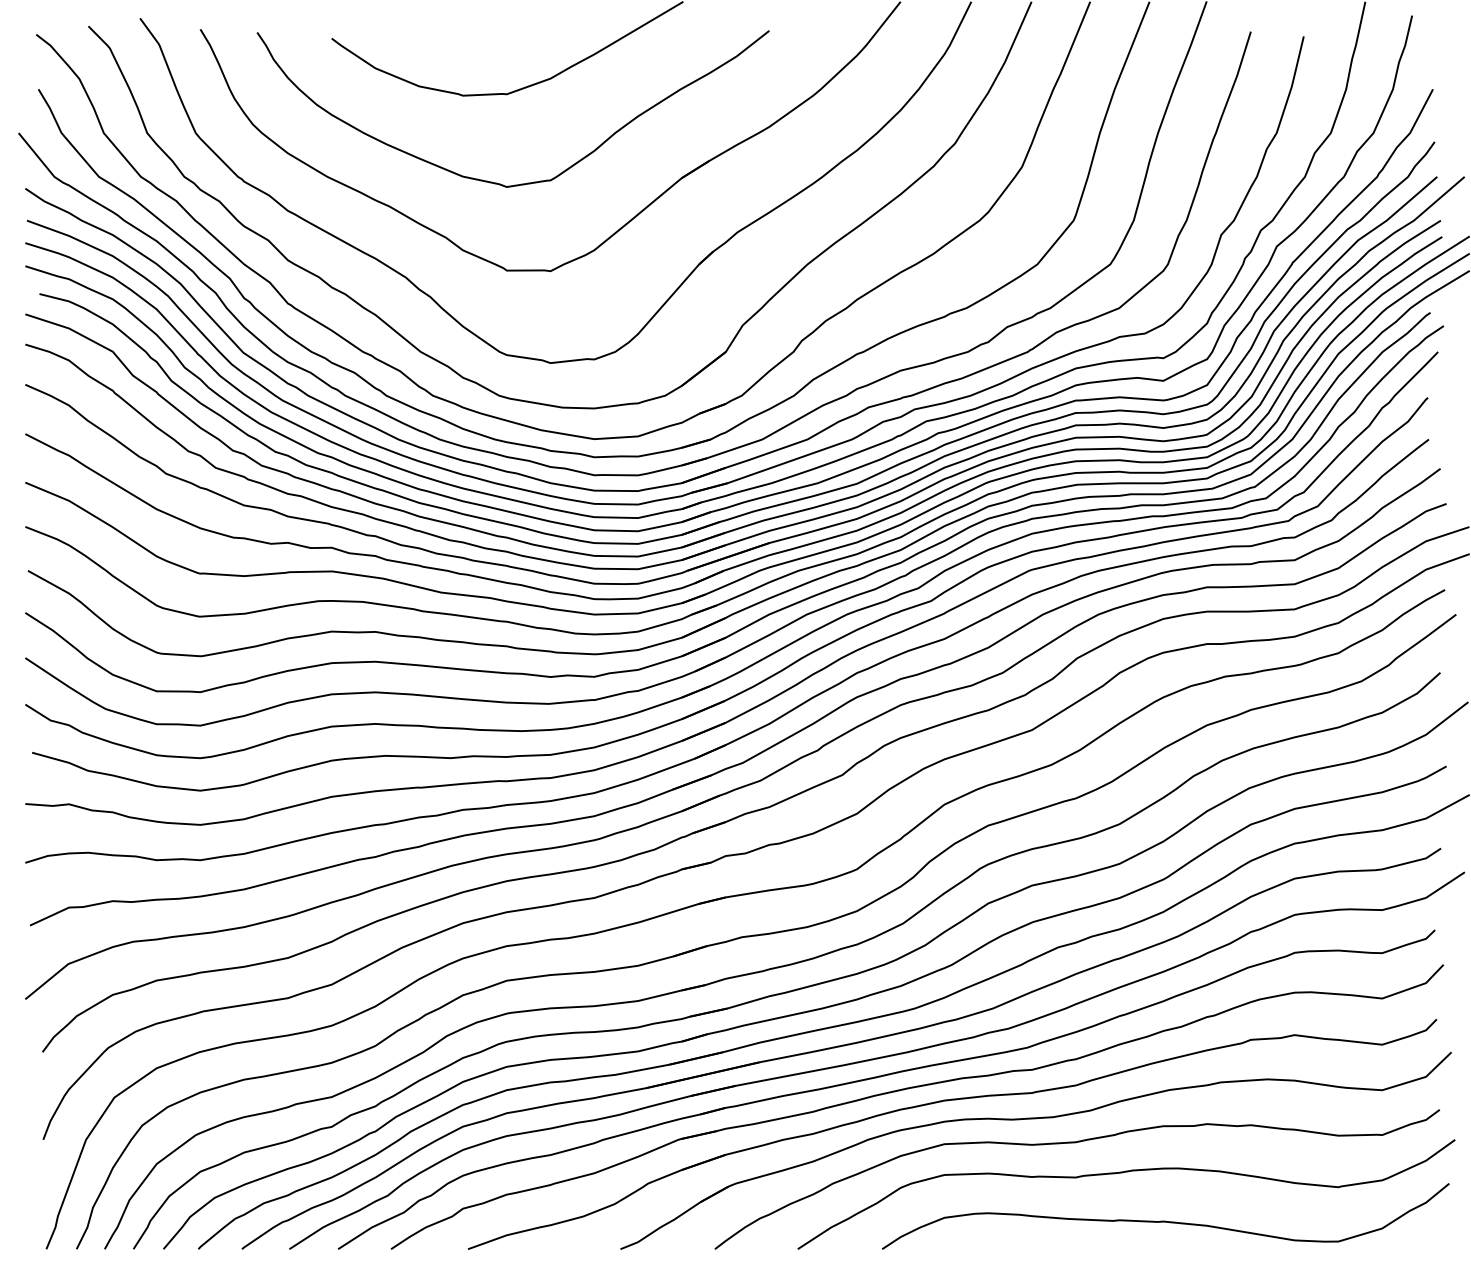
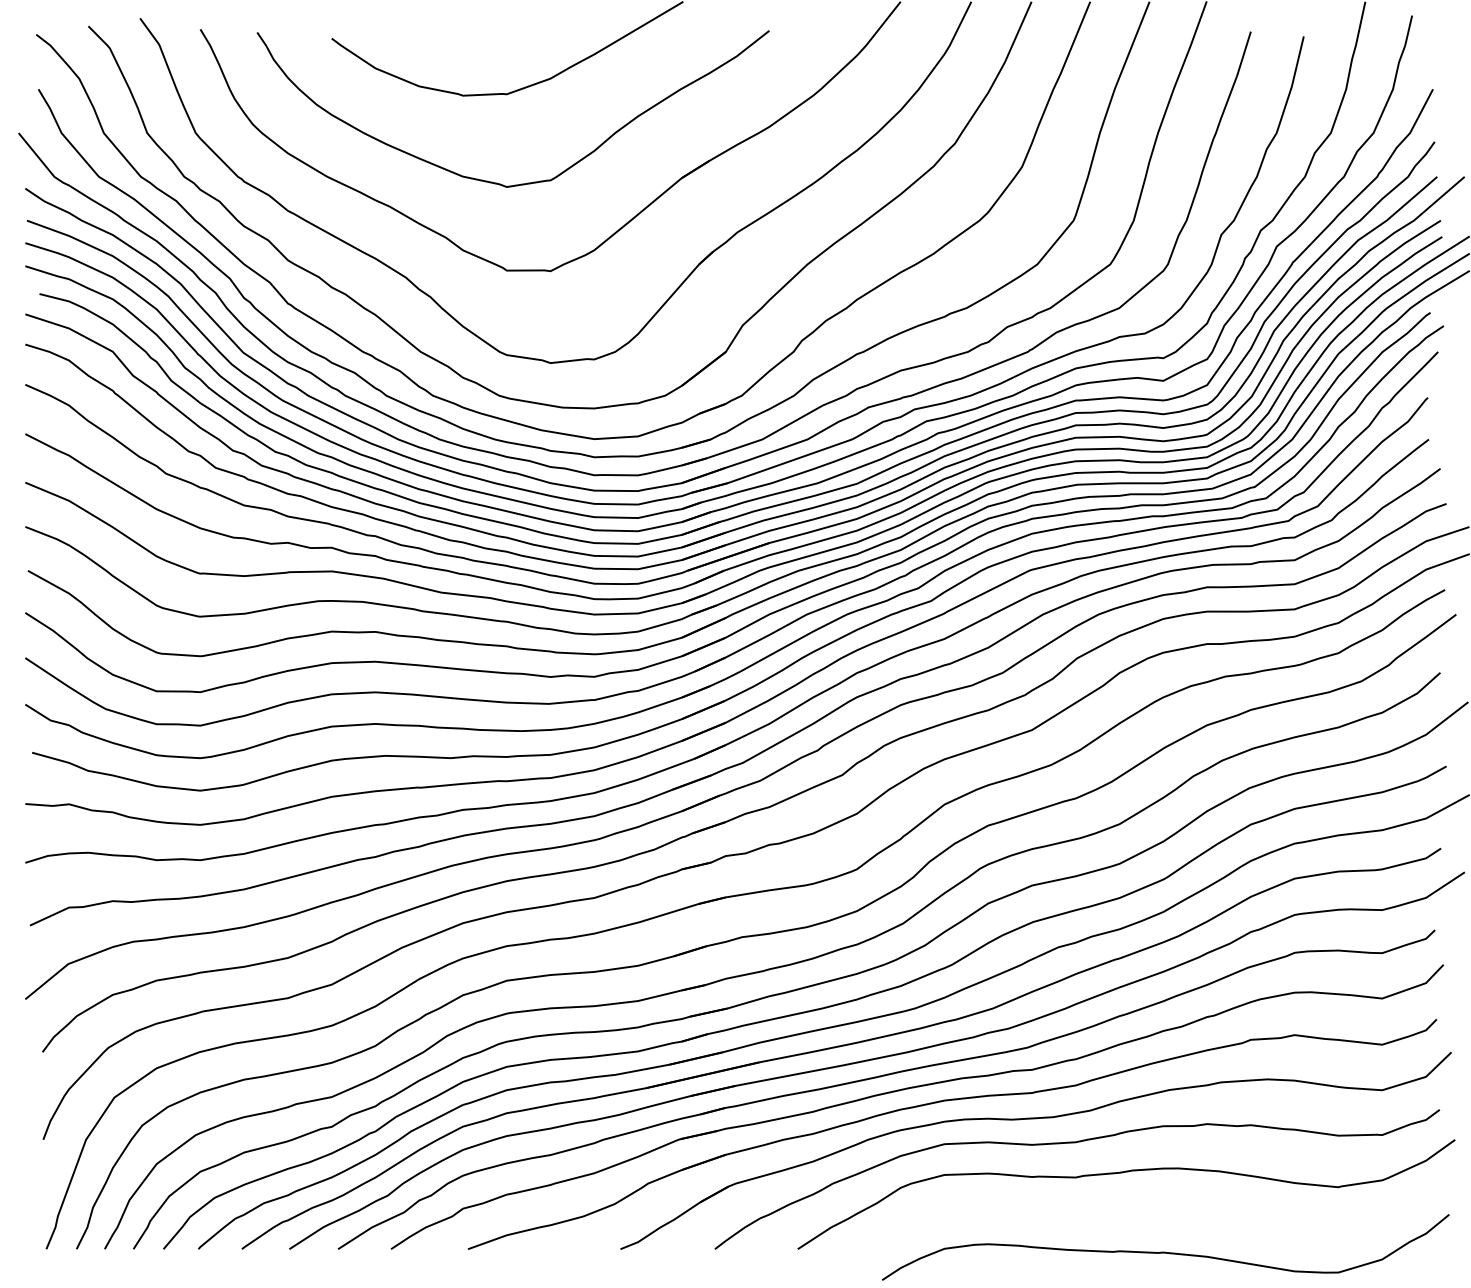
curve position: (1165, 1220) -> (1165, 1251) (1165, 1251)
